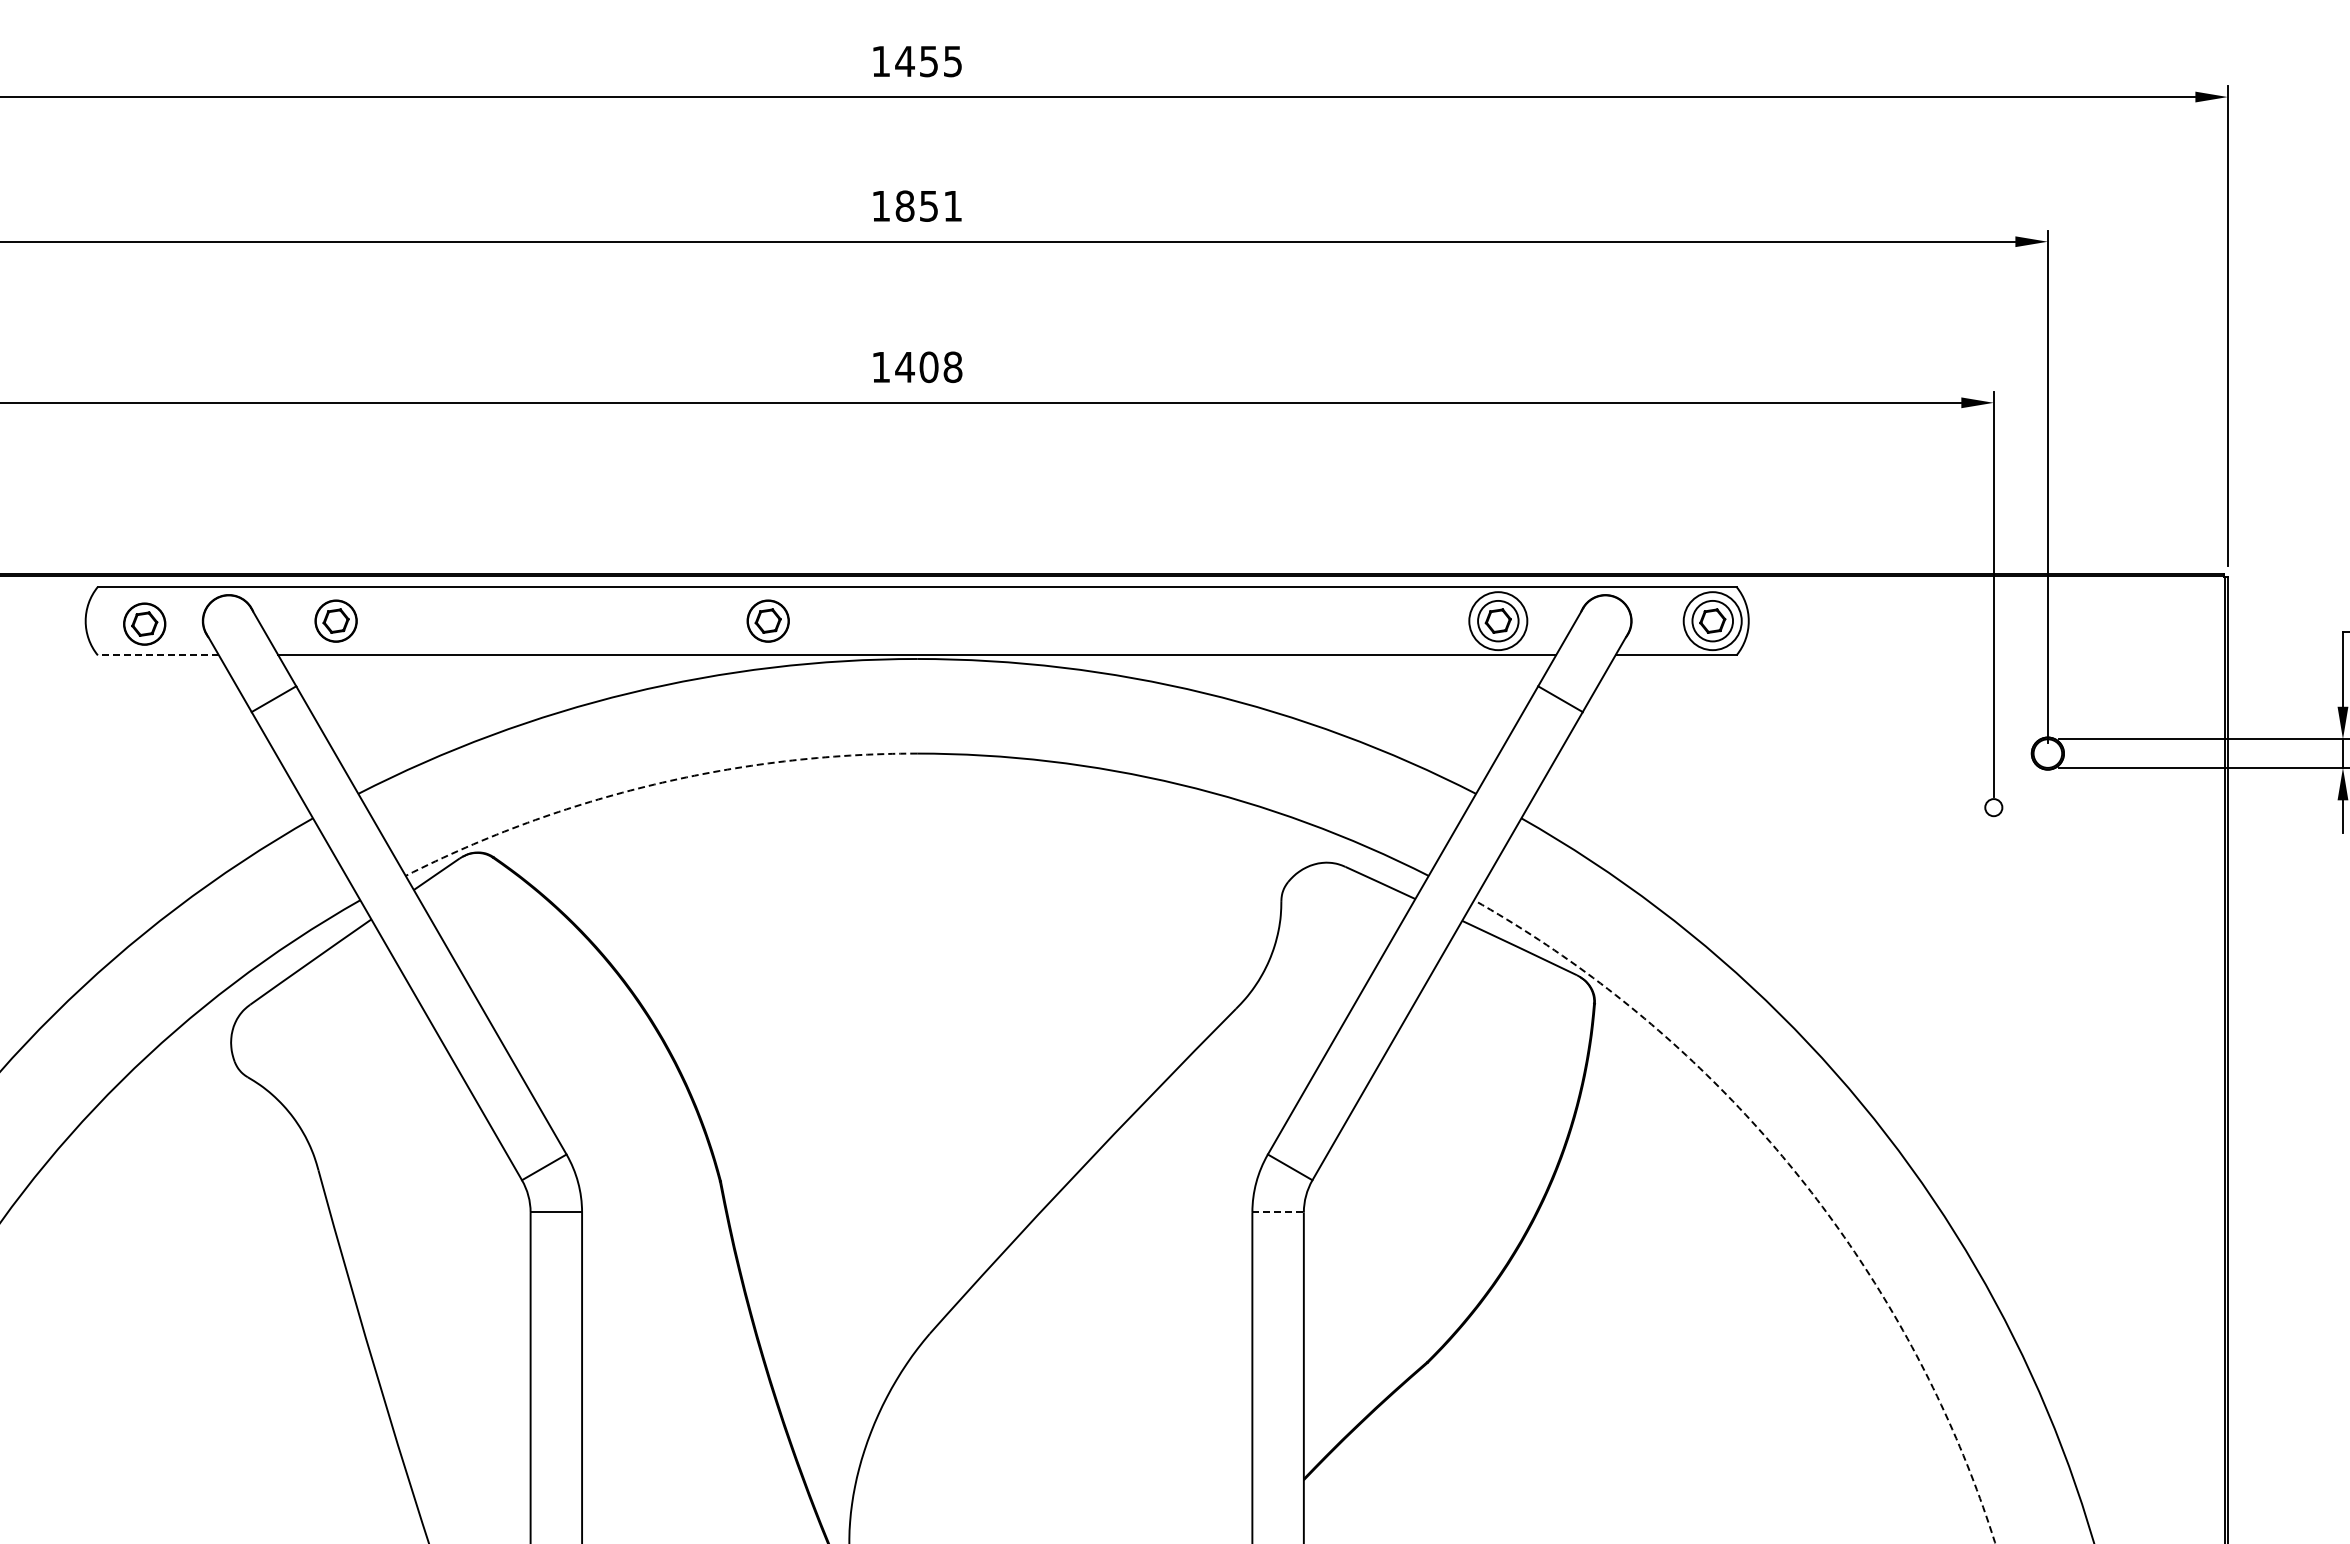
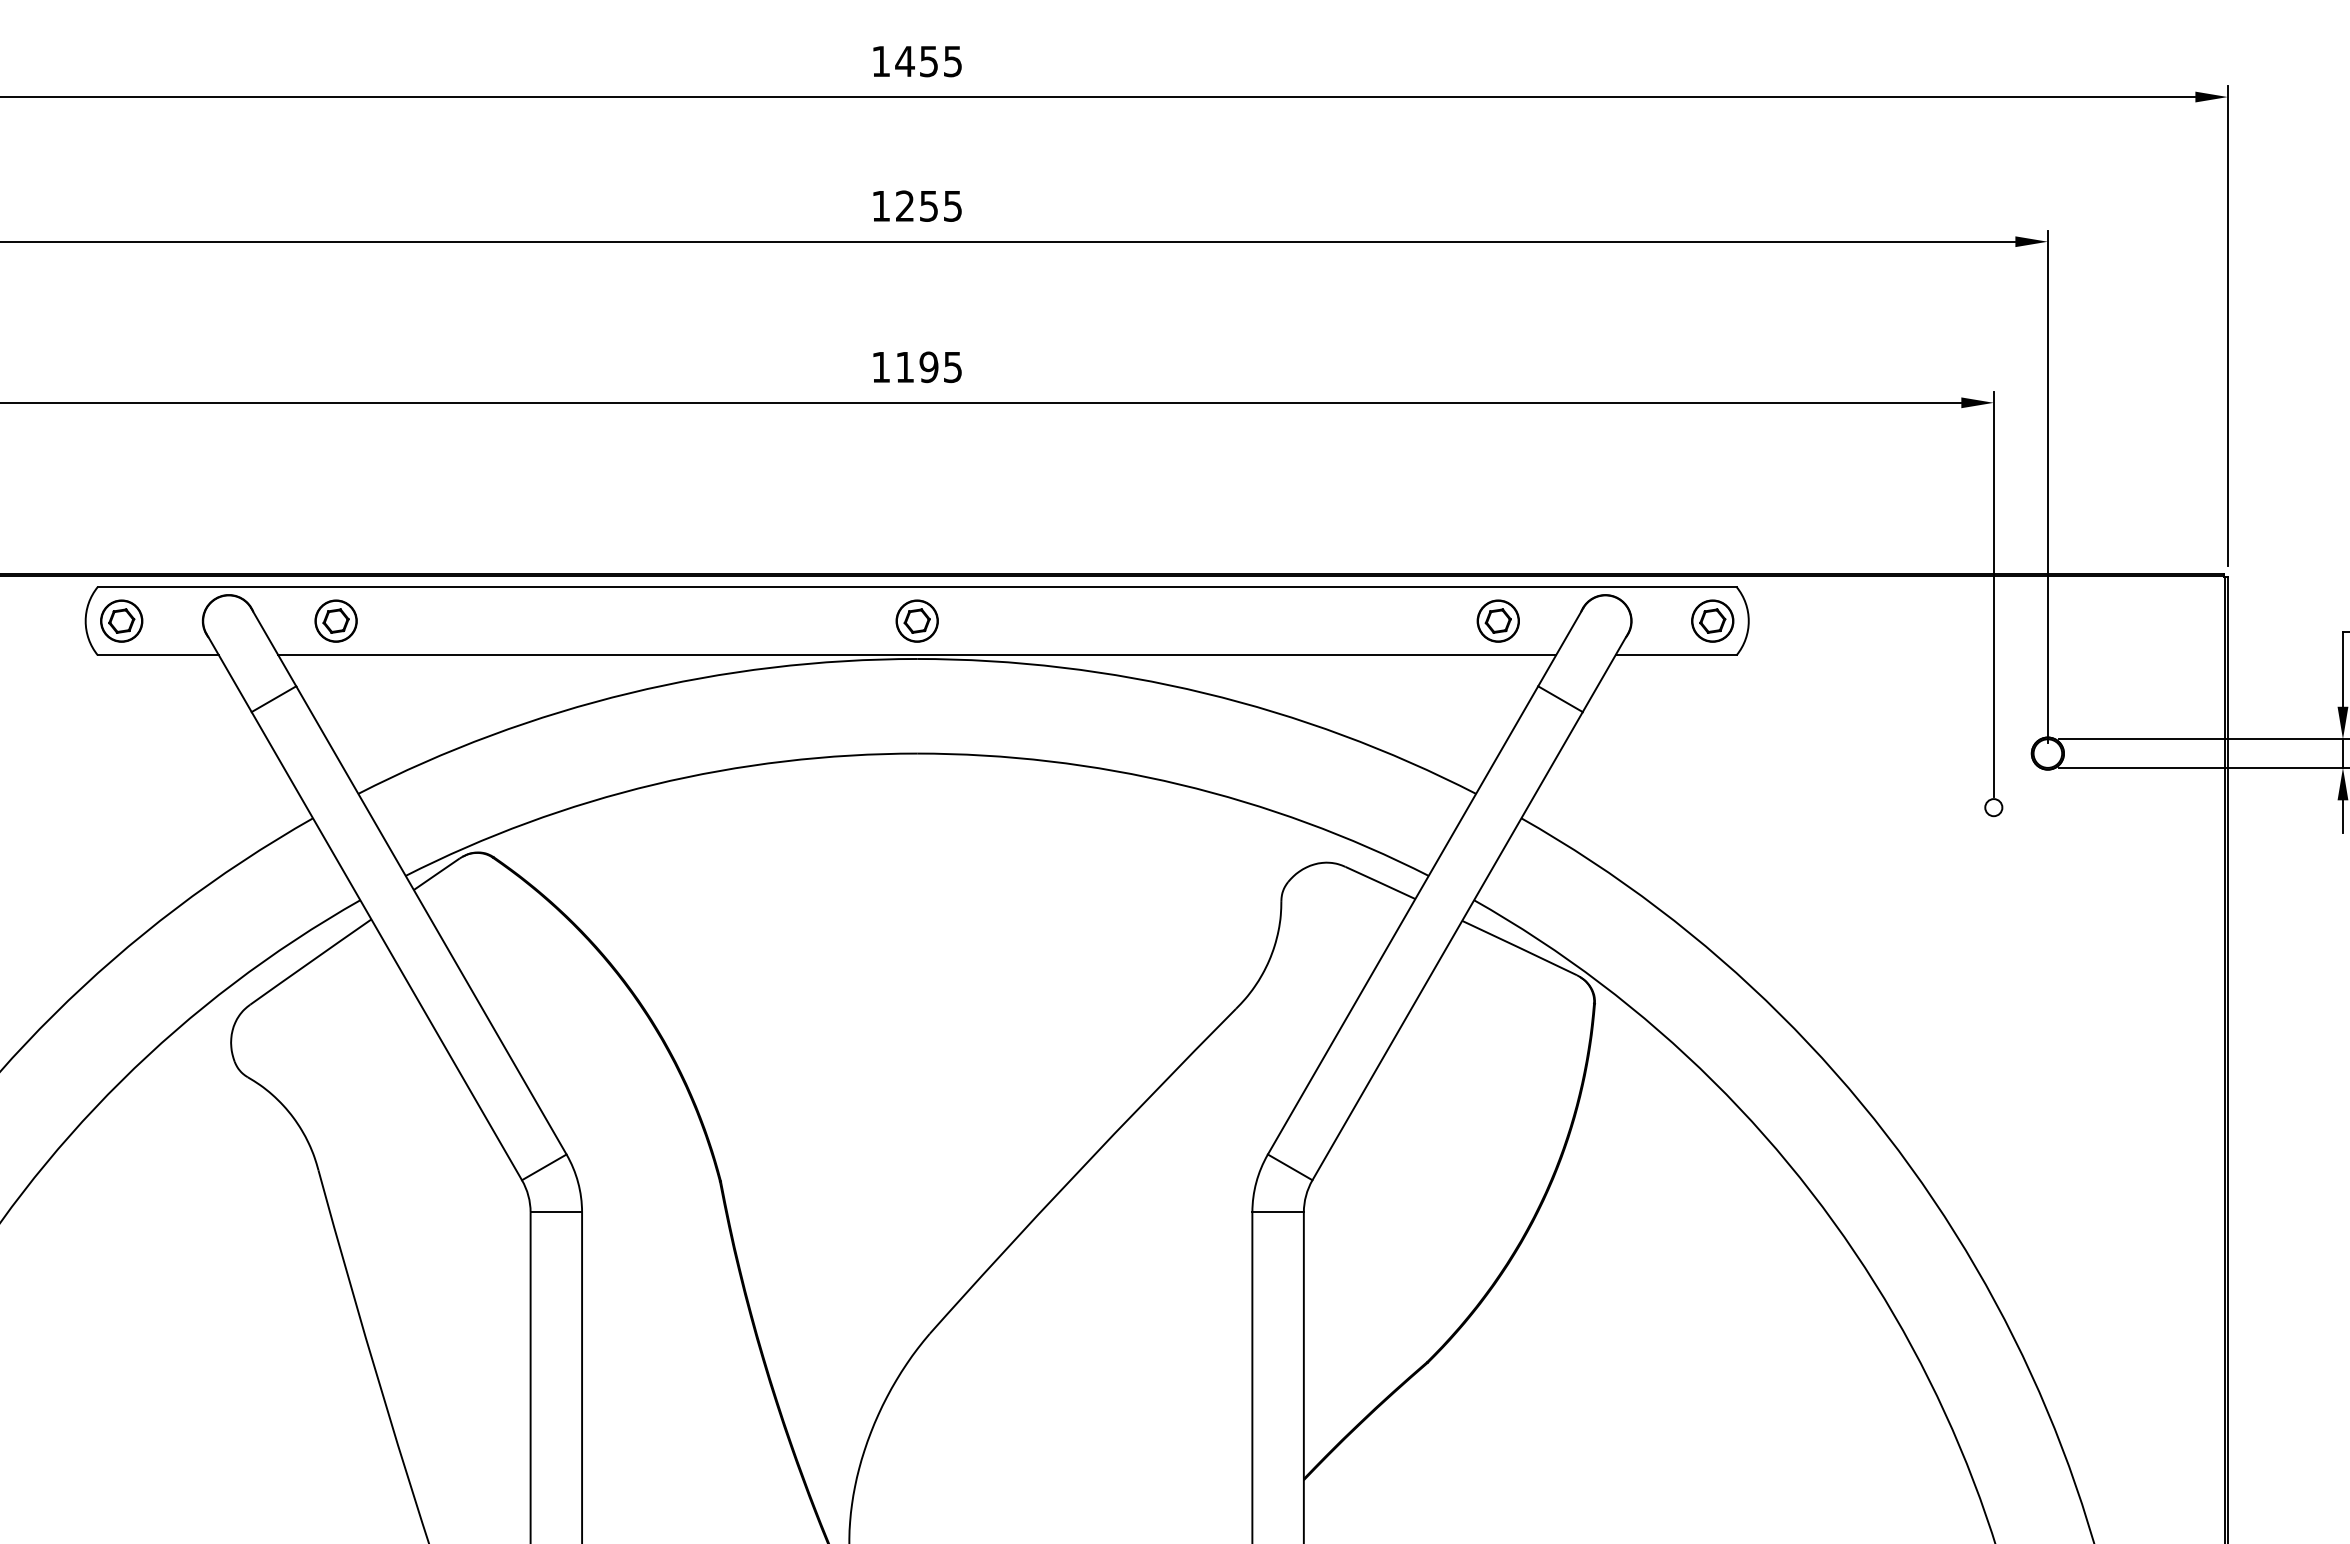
text: 1851 -> 1255 (928, 205)
text: 1408 -> 1195 (928, 367)
part position: (767, 620) -> (916, 620) (916, 620)
circle diameter: 58 px -> 41 px (1498, 620)
circle diameter: 58 px -> 41 px (1712, 620)
part position: (144, 623) -> (121, 620) (121, 620)
line: dashed -> solid (158, 655)
arc: dashed -> solid (654, 784)
arc: dashed -> solid (1793, 1170)
line: dashed -> solid (1278, 1212)
